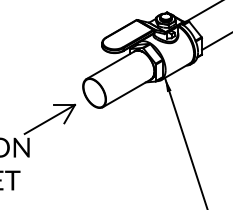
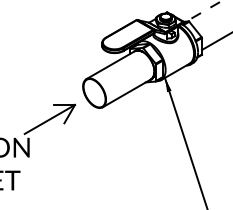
line: solid -> dashed (204, 11)
